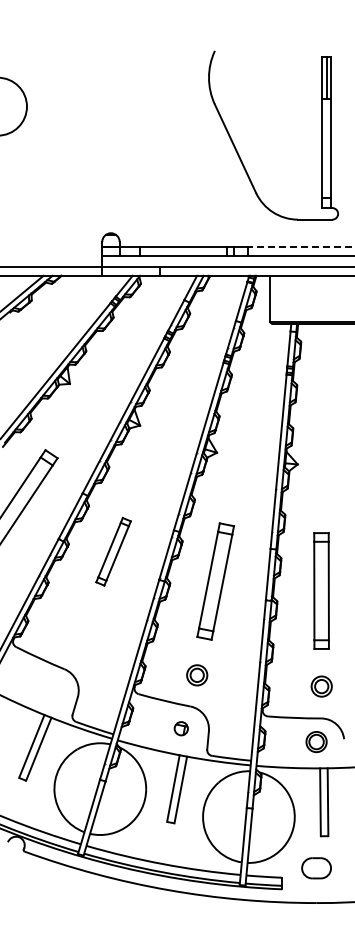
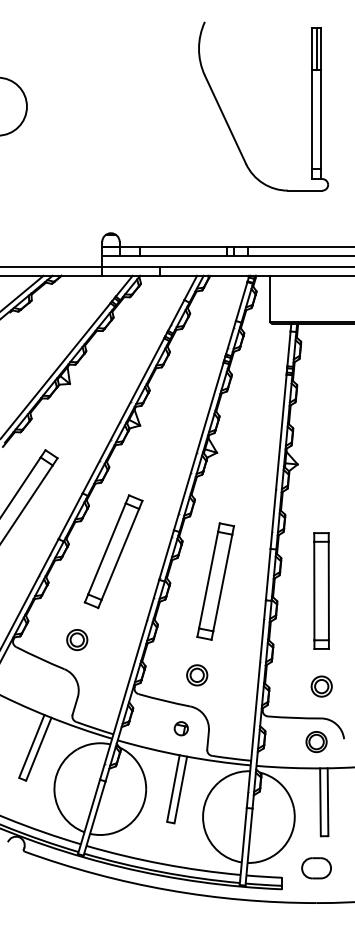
part position: (238, 152) -> (228, 123) (228, 123)
line: dashed -> solid (301, 247)
part size: 37x71 px -> 61x116 px (113, 551)
part: none -> present (77, 640)
